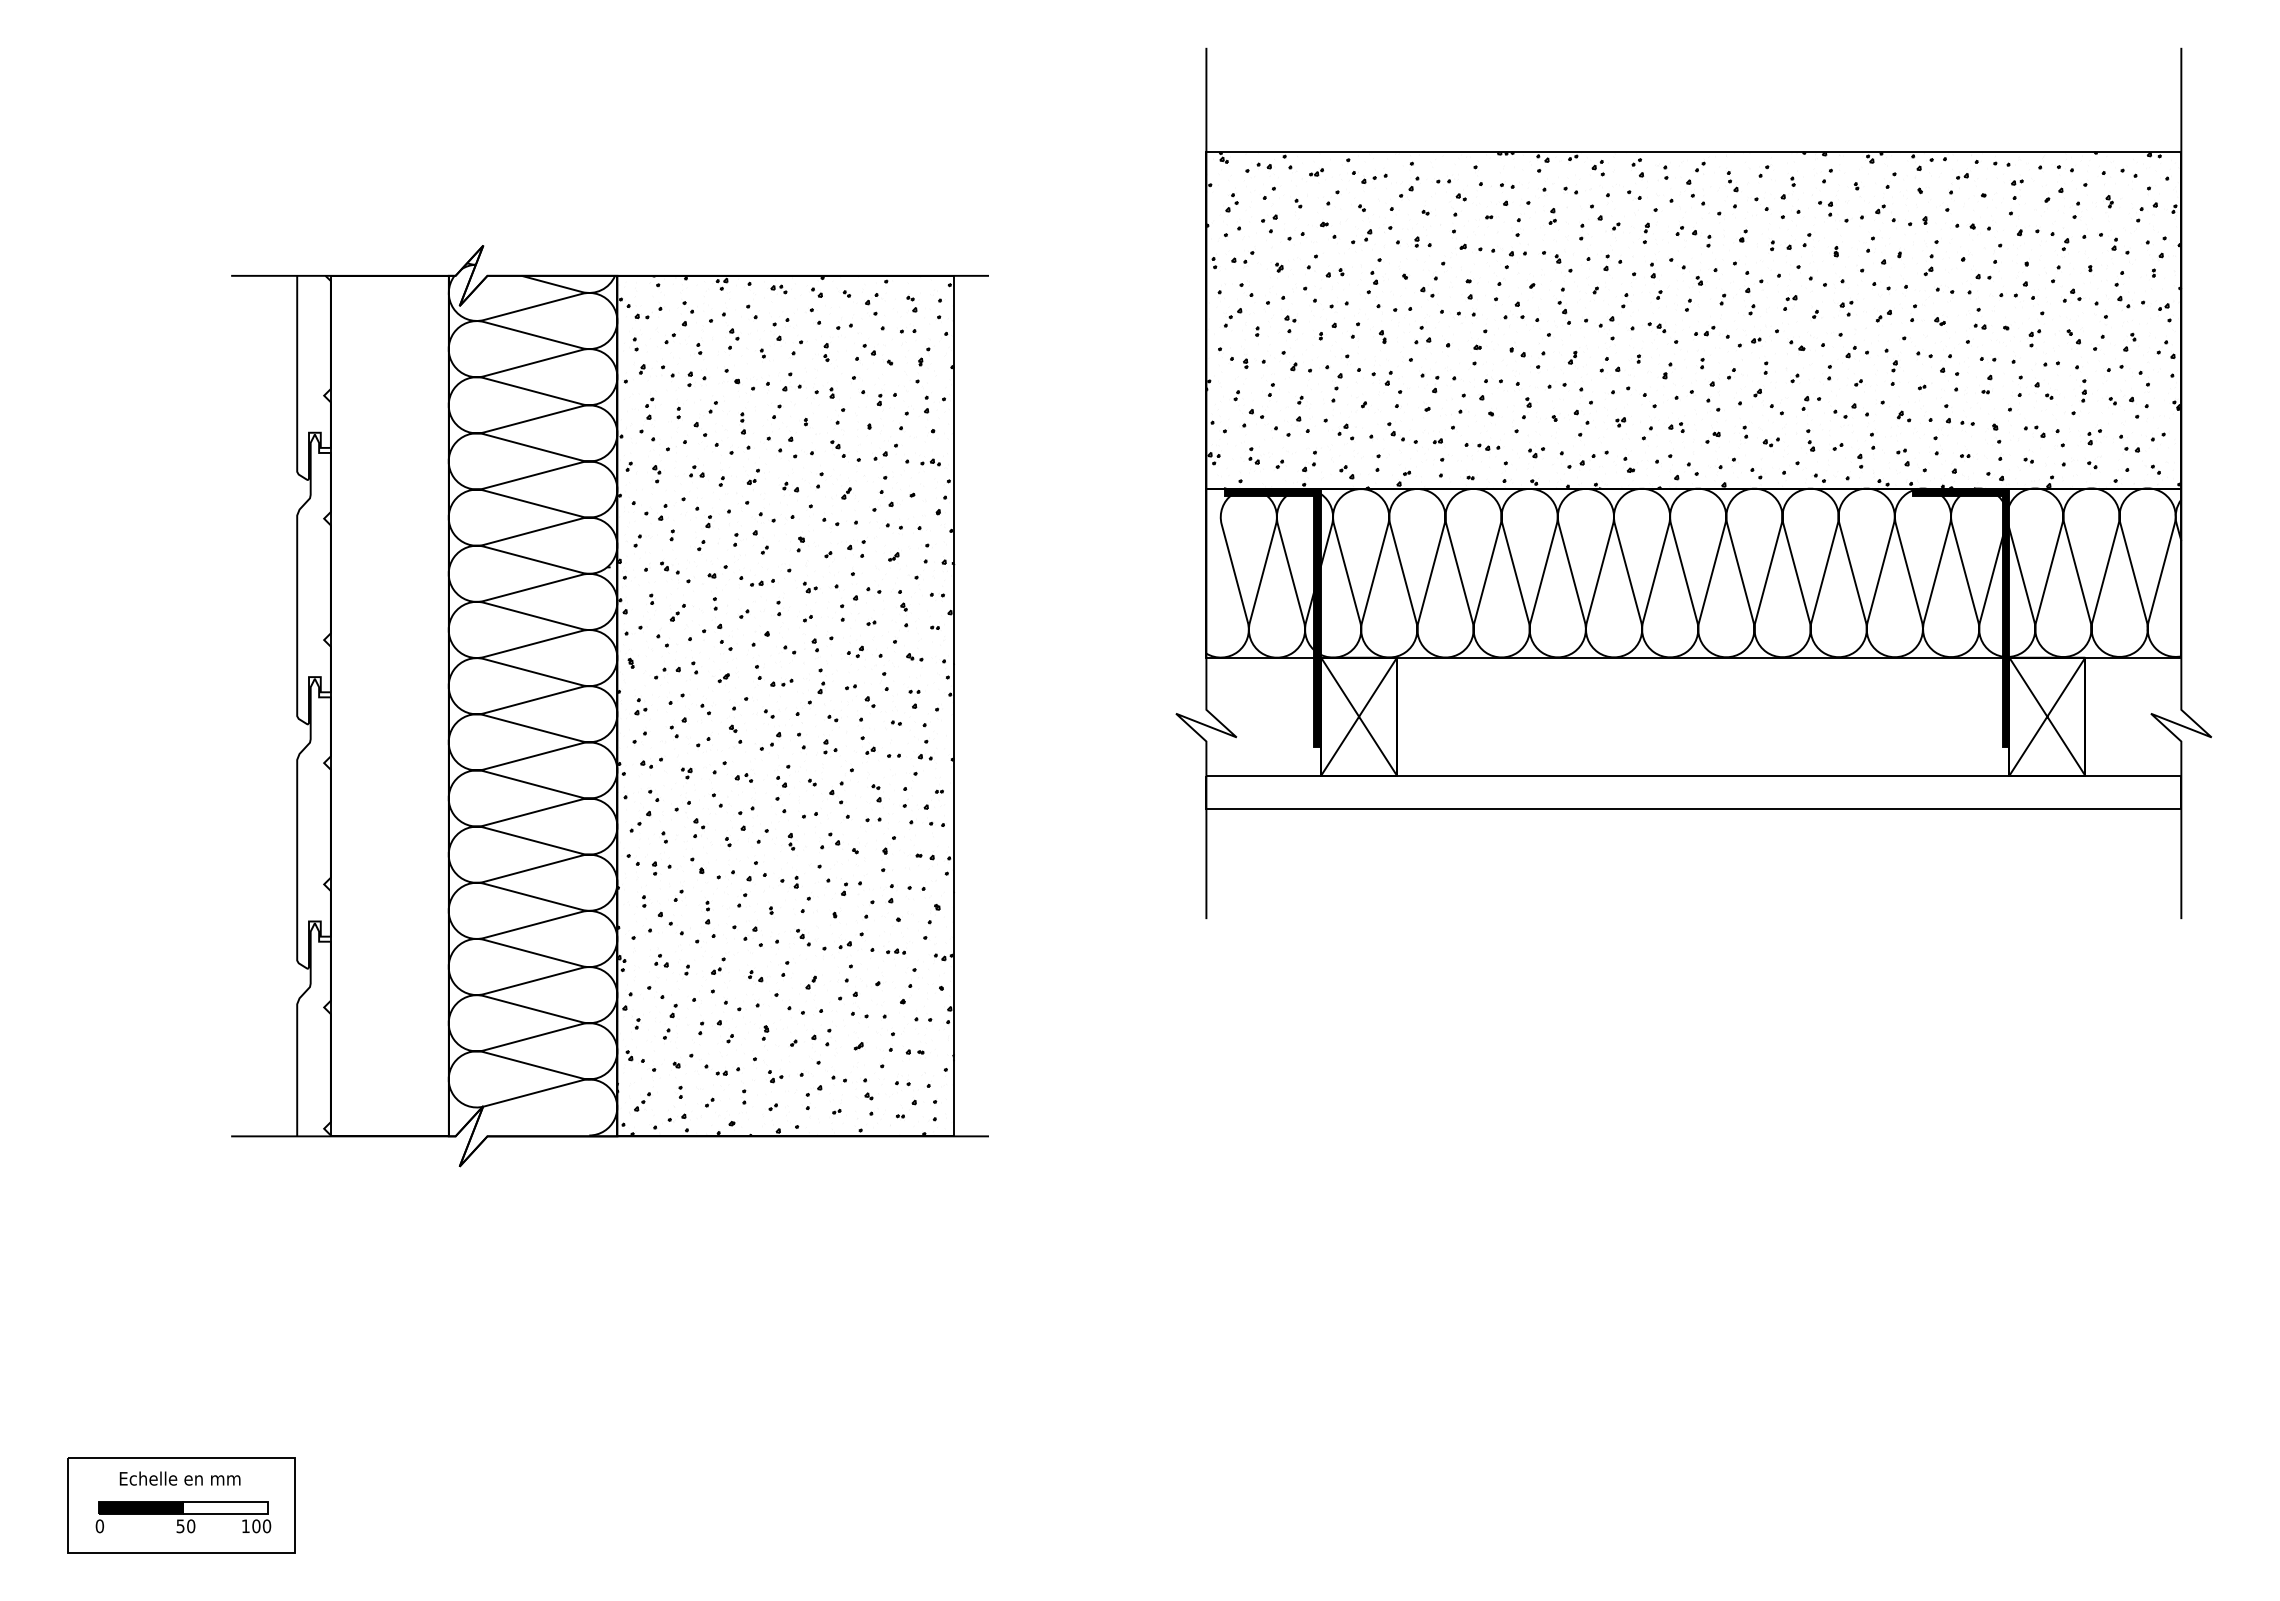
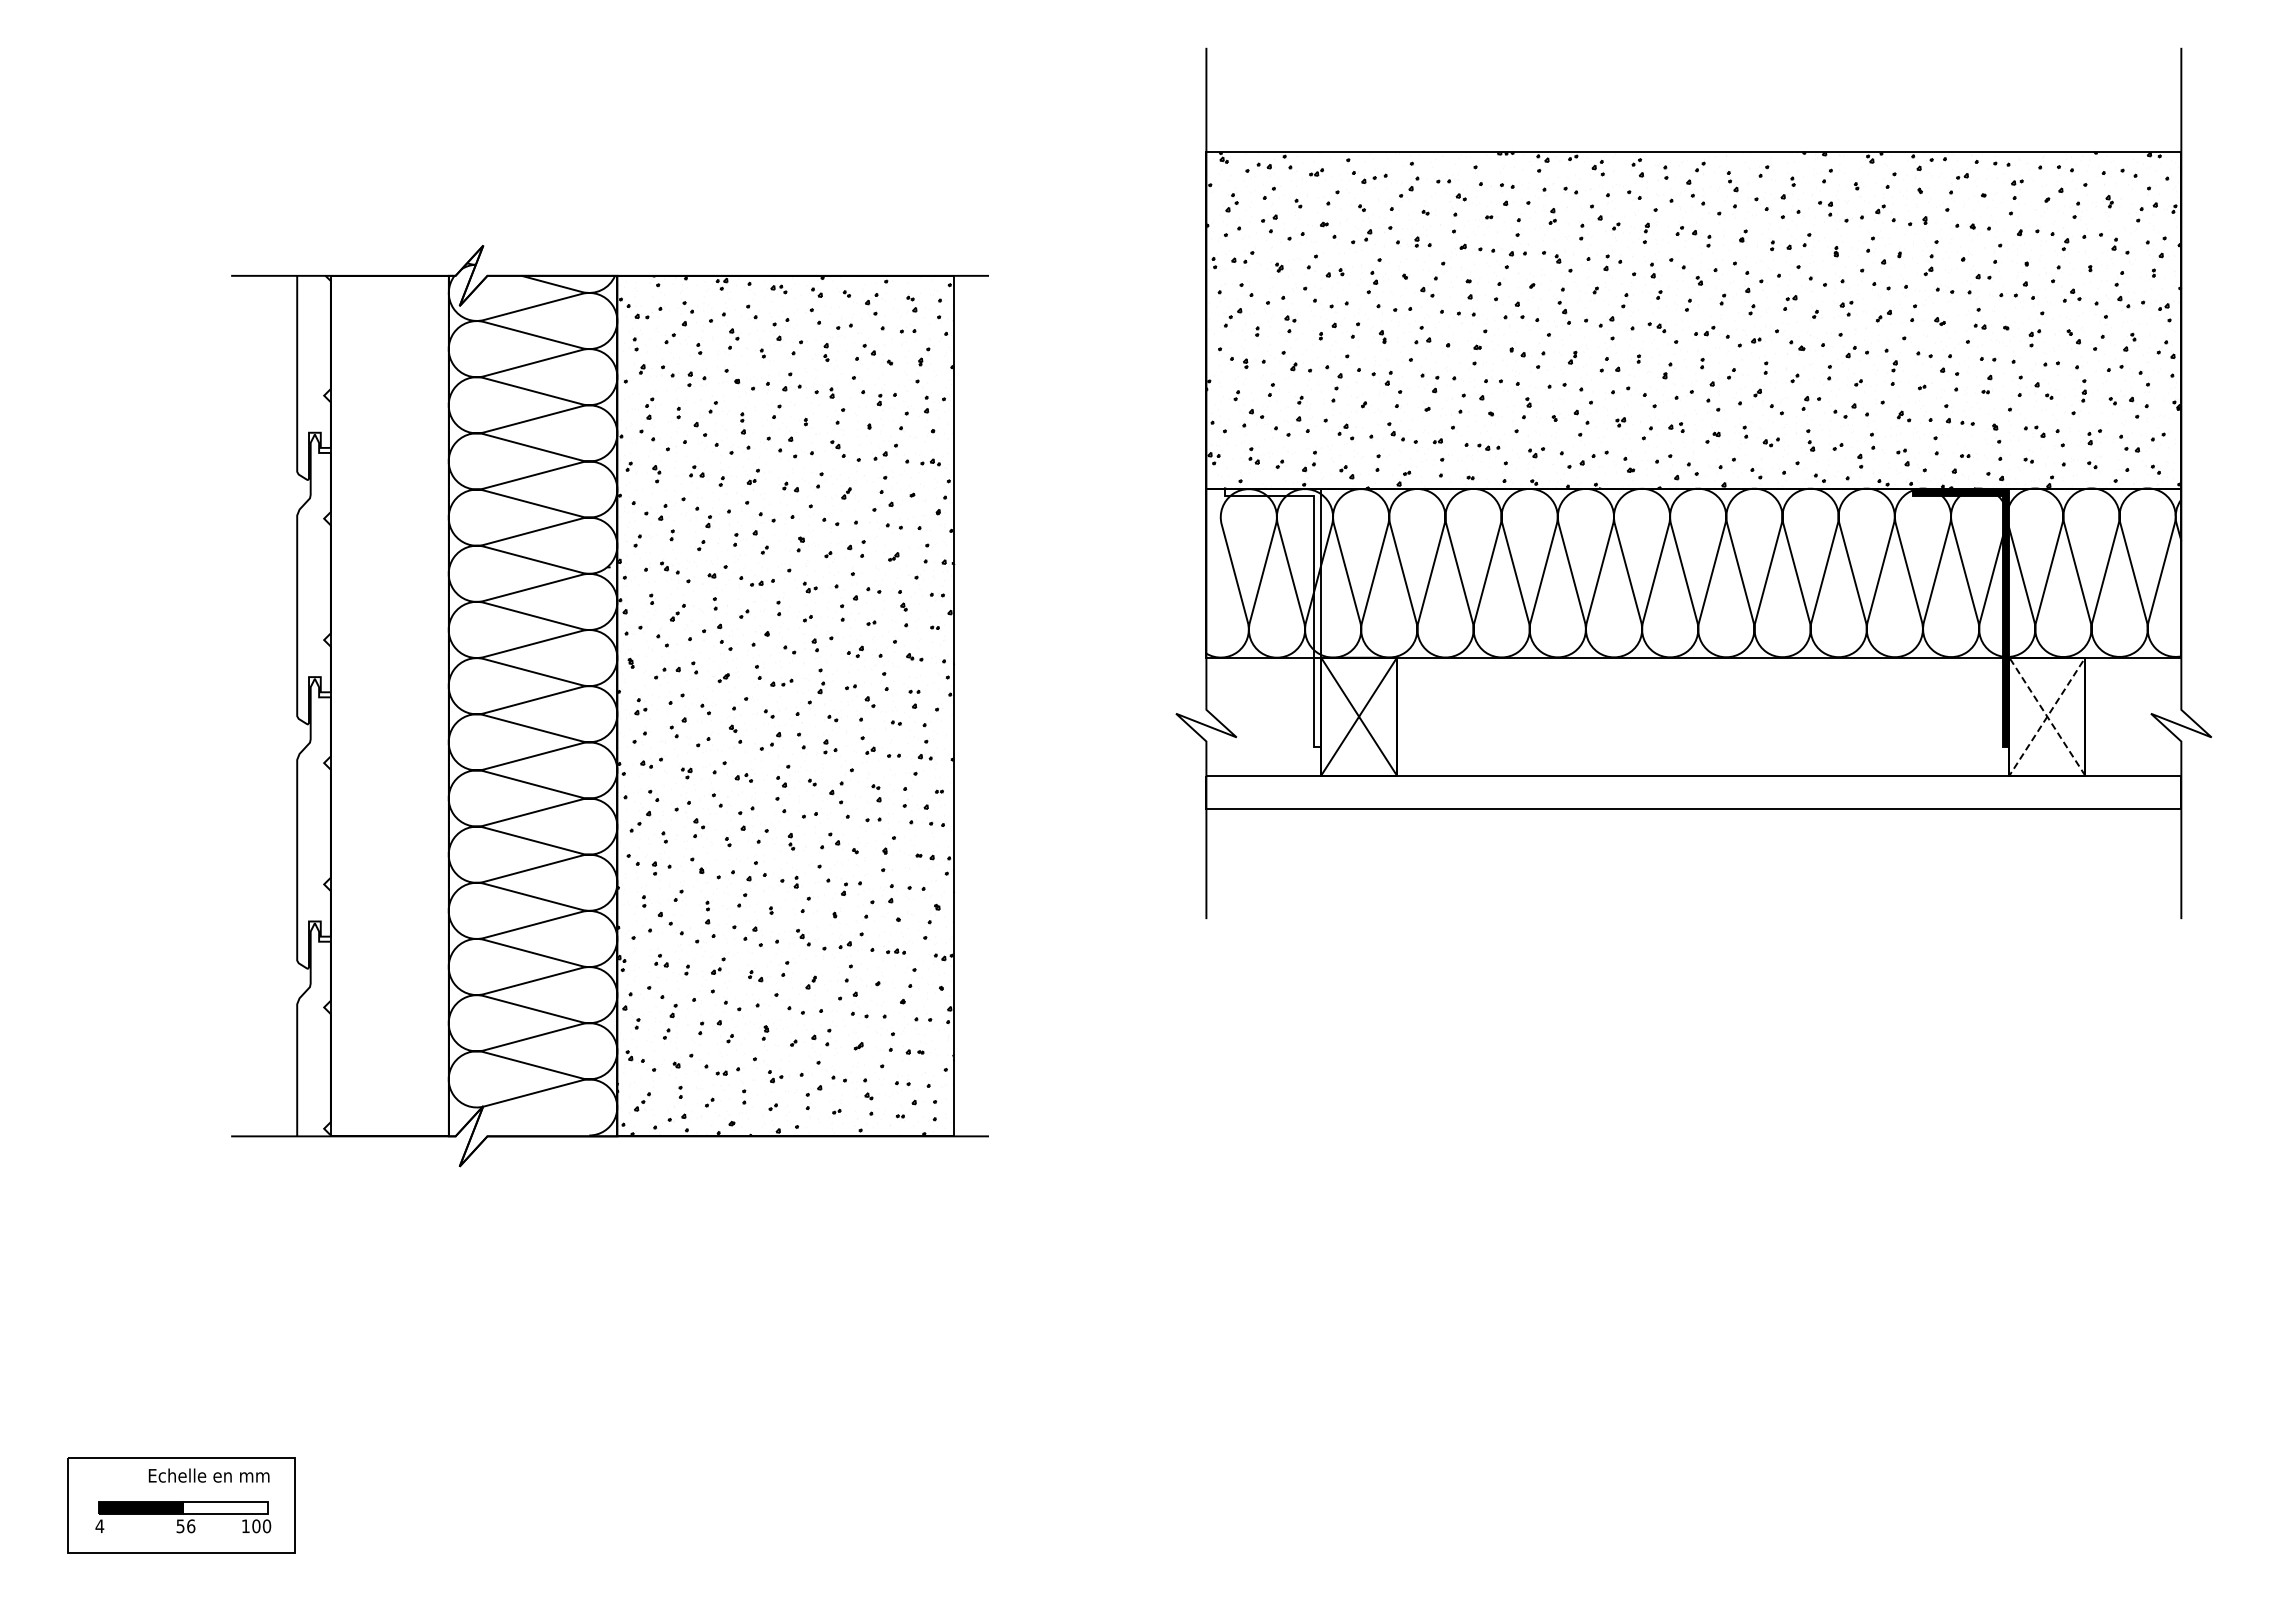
fill: present -> none (1272, 618)
line: solid -> dashed (2047, 657)
text position: (179, 1478) -> (208, 1475) (208, 1475)
text: 50 -> 56 (191, 1525)
text: 0 -> 4 (99, 1526)
